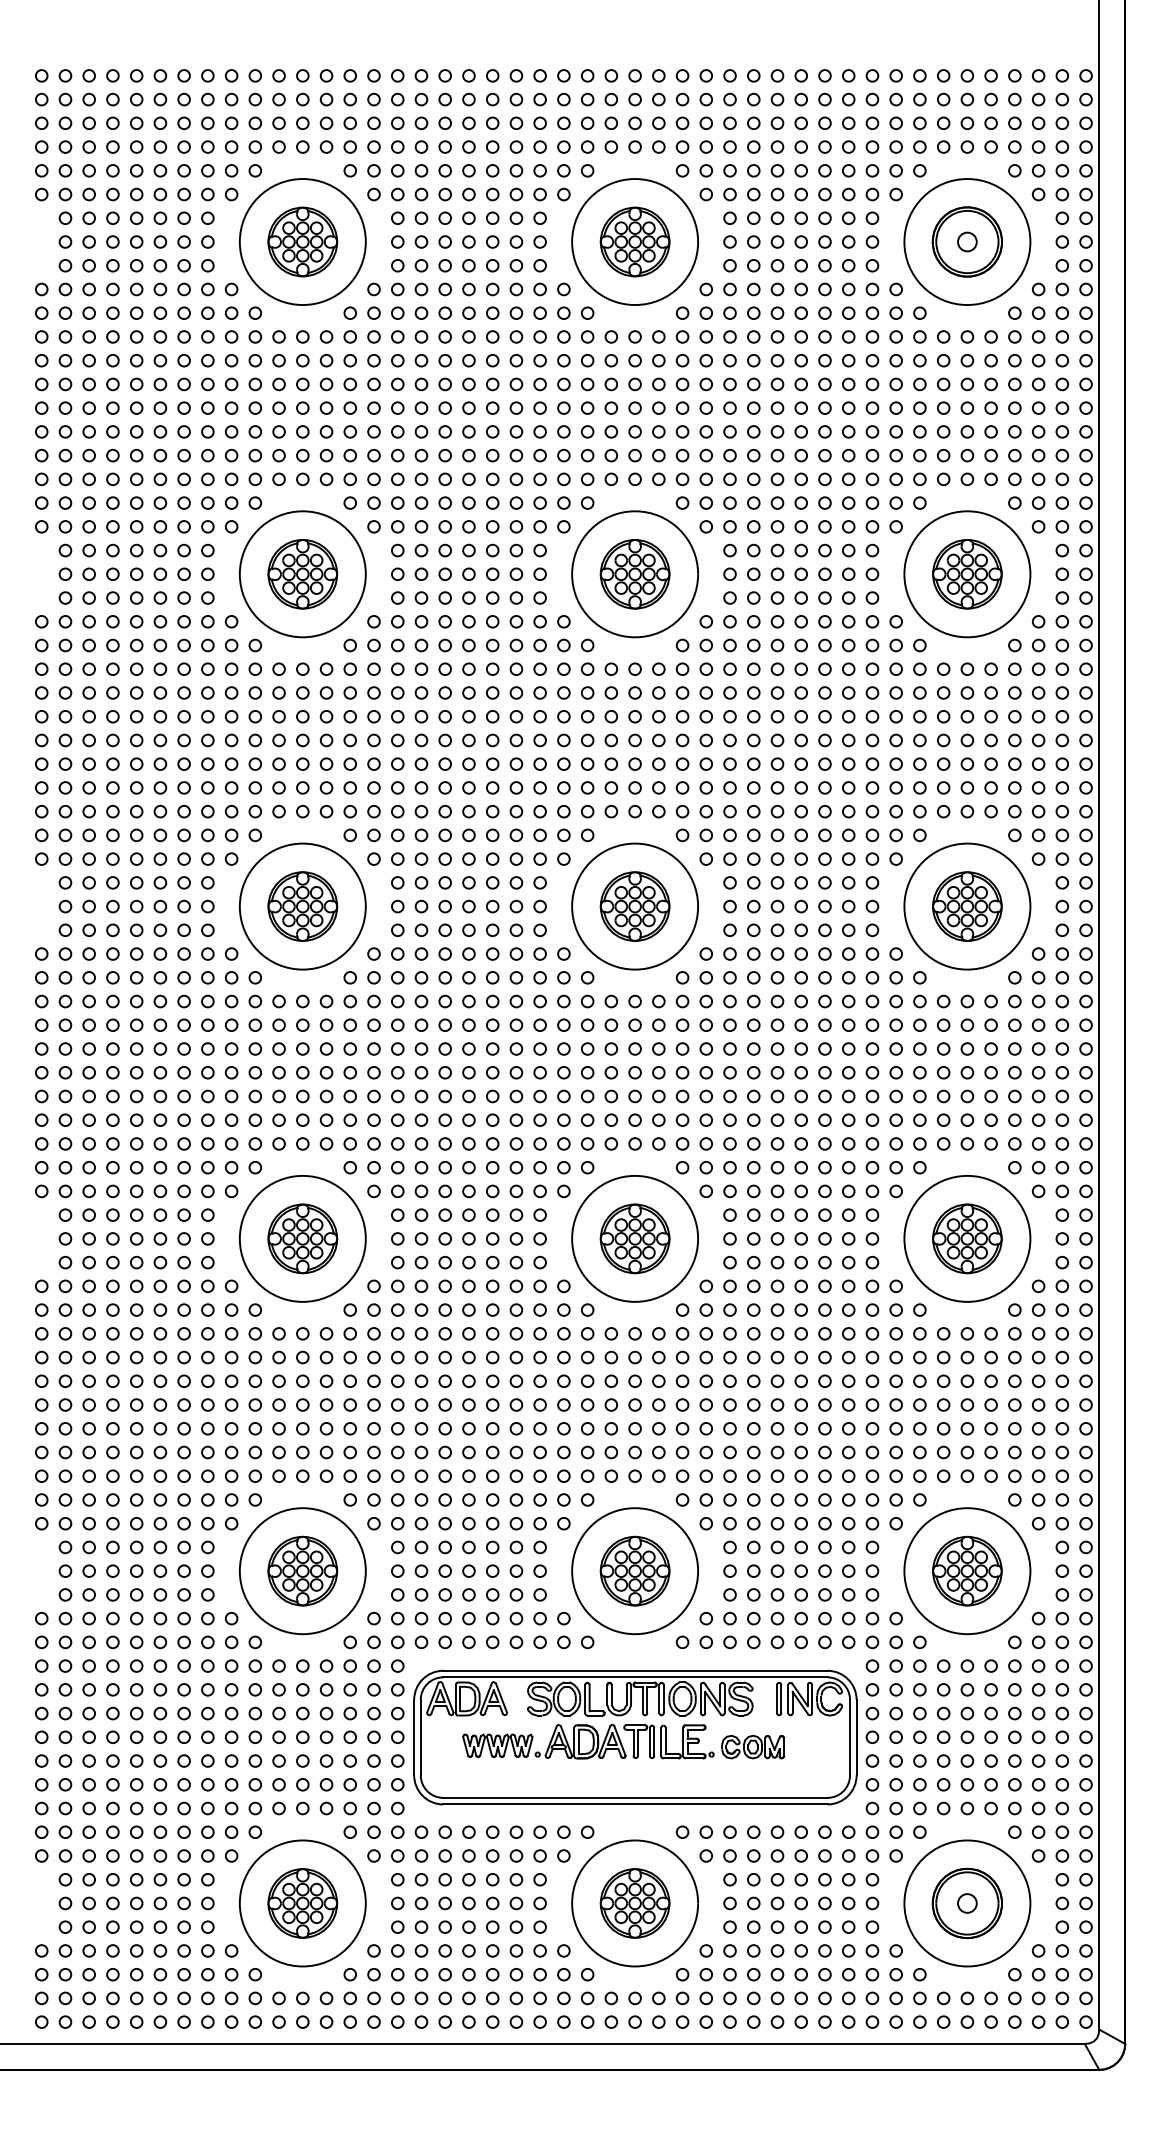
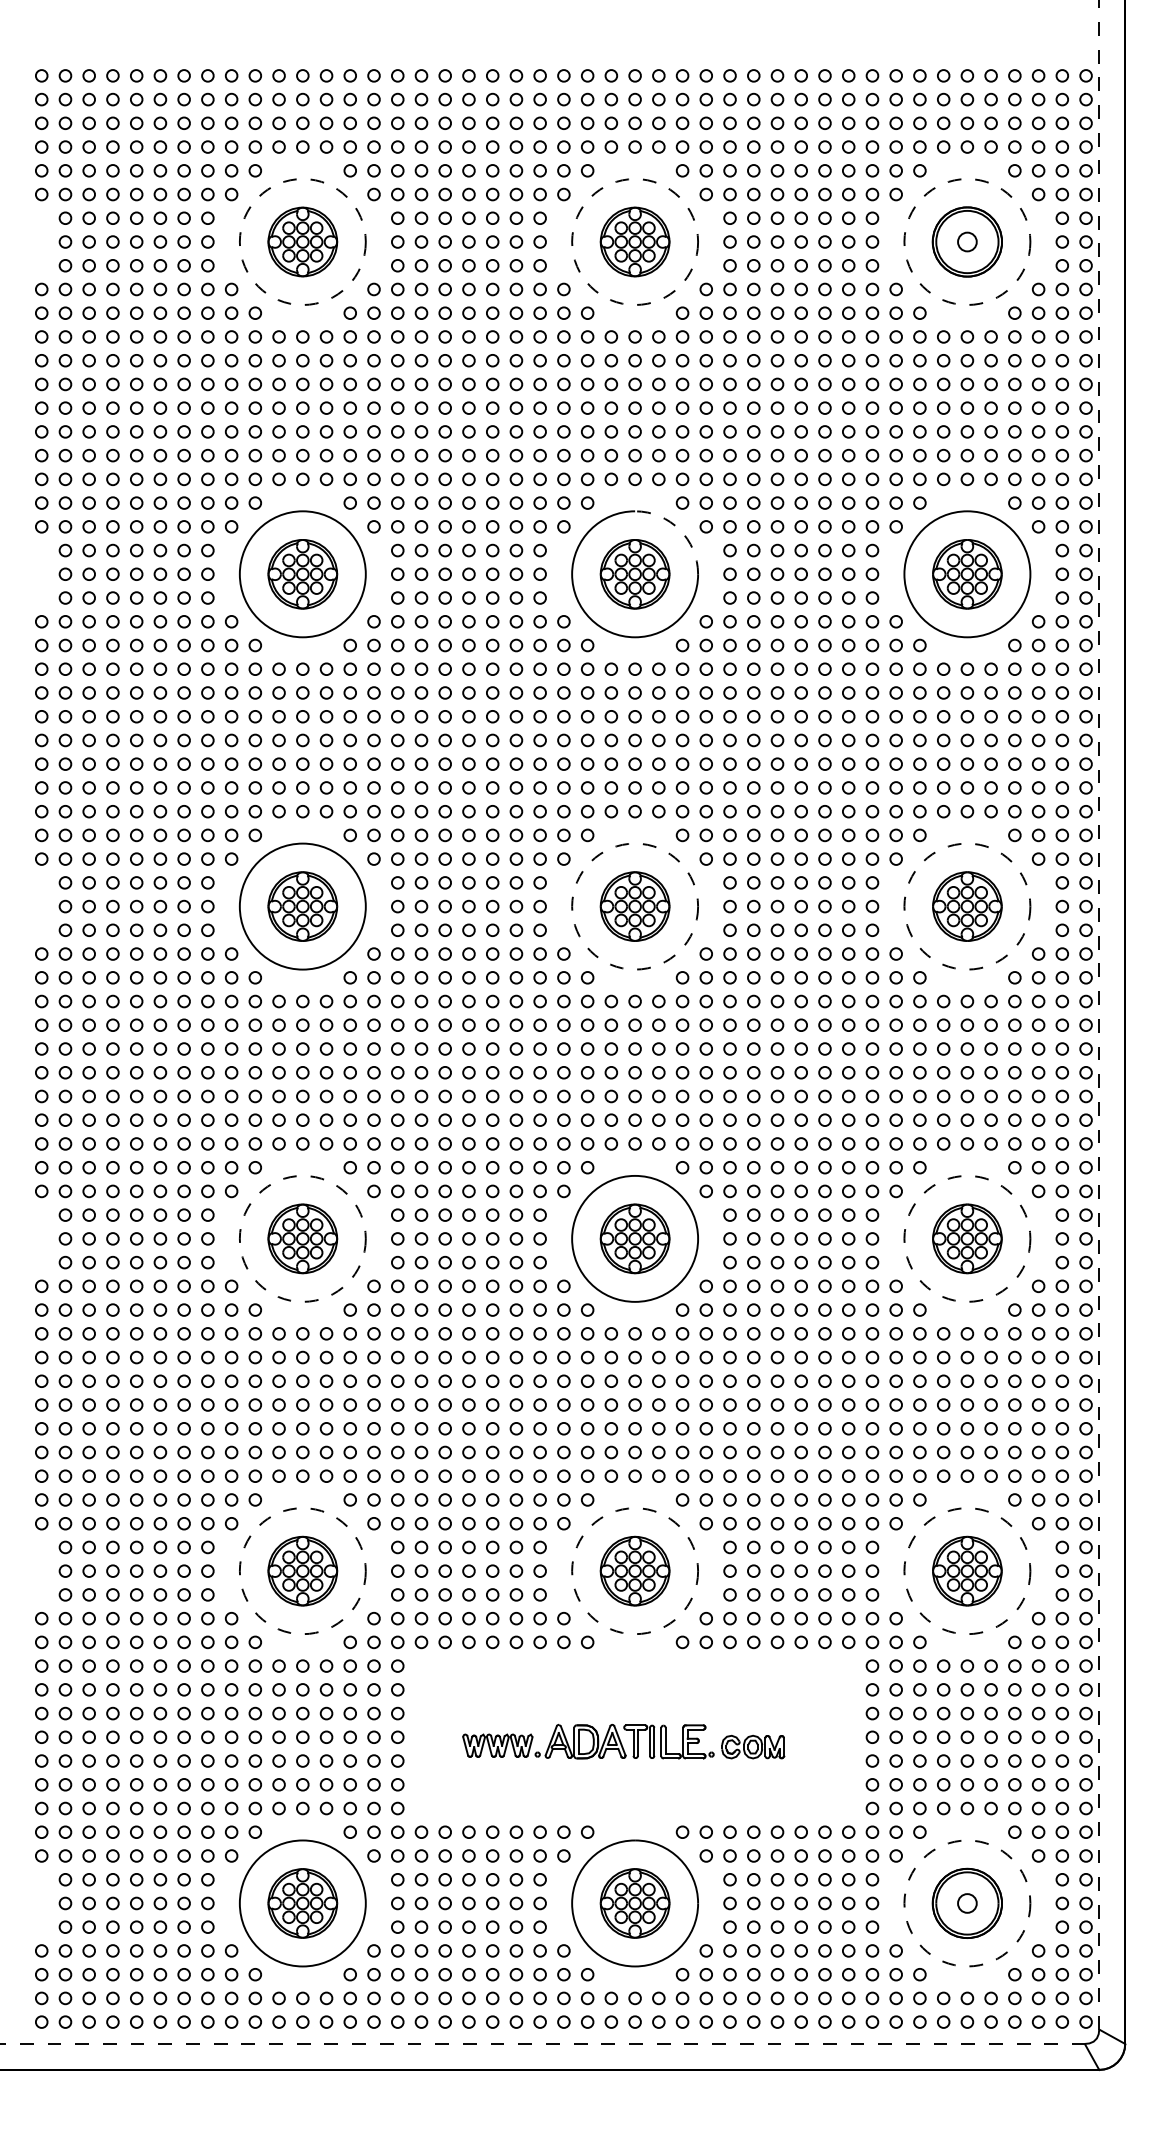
circle: solid -> dashed (302, 242)
circle: solid -> dashed (635, 242)
circle: solid -> dashed (967, 242)
arc: solid -> dashed (679, 529)
circle: solid -> dashed (635, 906)
circle: solid -> dashed (967, 906)
line: solid -> dashed (1099, 1014)
circle: solid -> dashed (302, 1238)
circle: solid -> dashed (967, 1238)
circle: solid -> dashed (302, 1571)
circle: solid -> dashed (635, 1571)
circle: solid -> dashed (967, 1571)
part: present -> none (635, 1737)
circle: solid -> dashed (967, 1903)
line: solid -> dashed (542, 2043)
